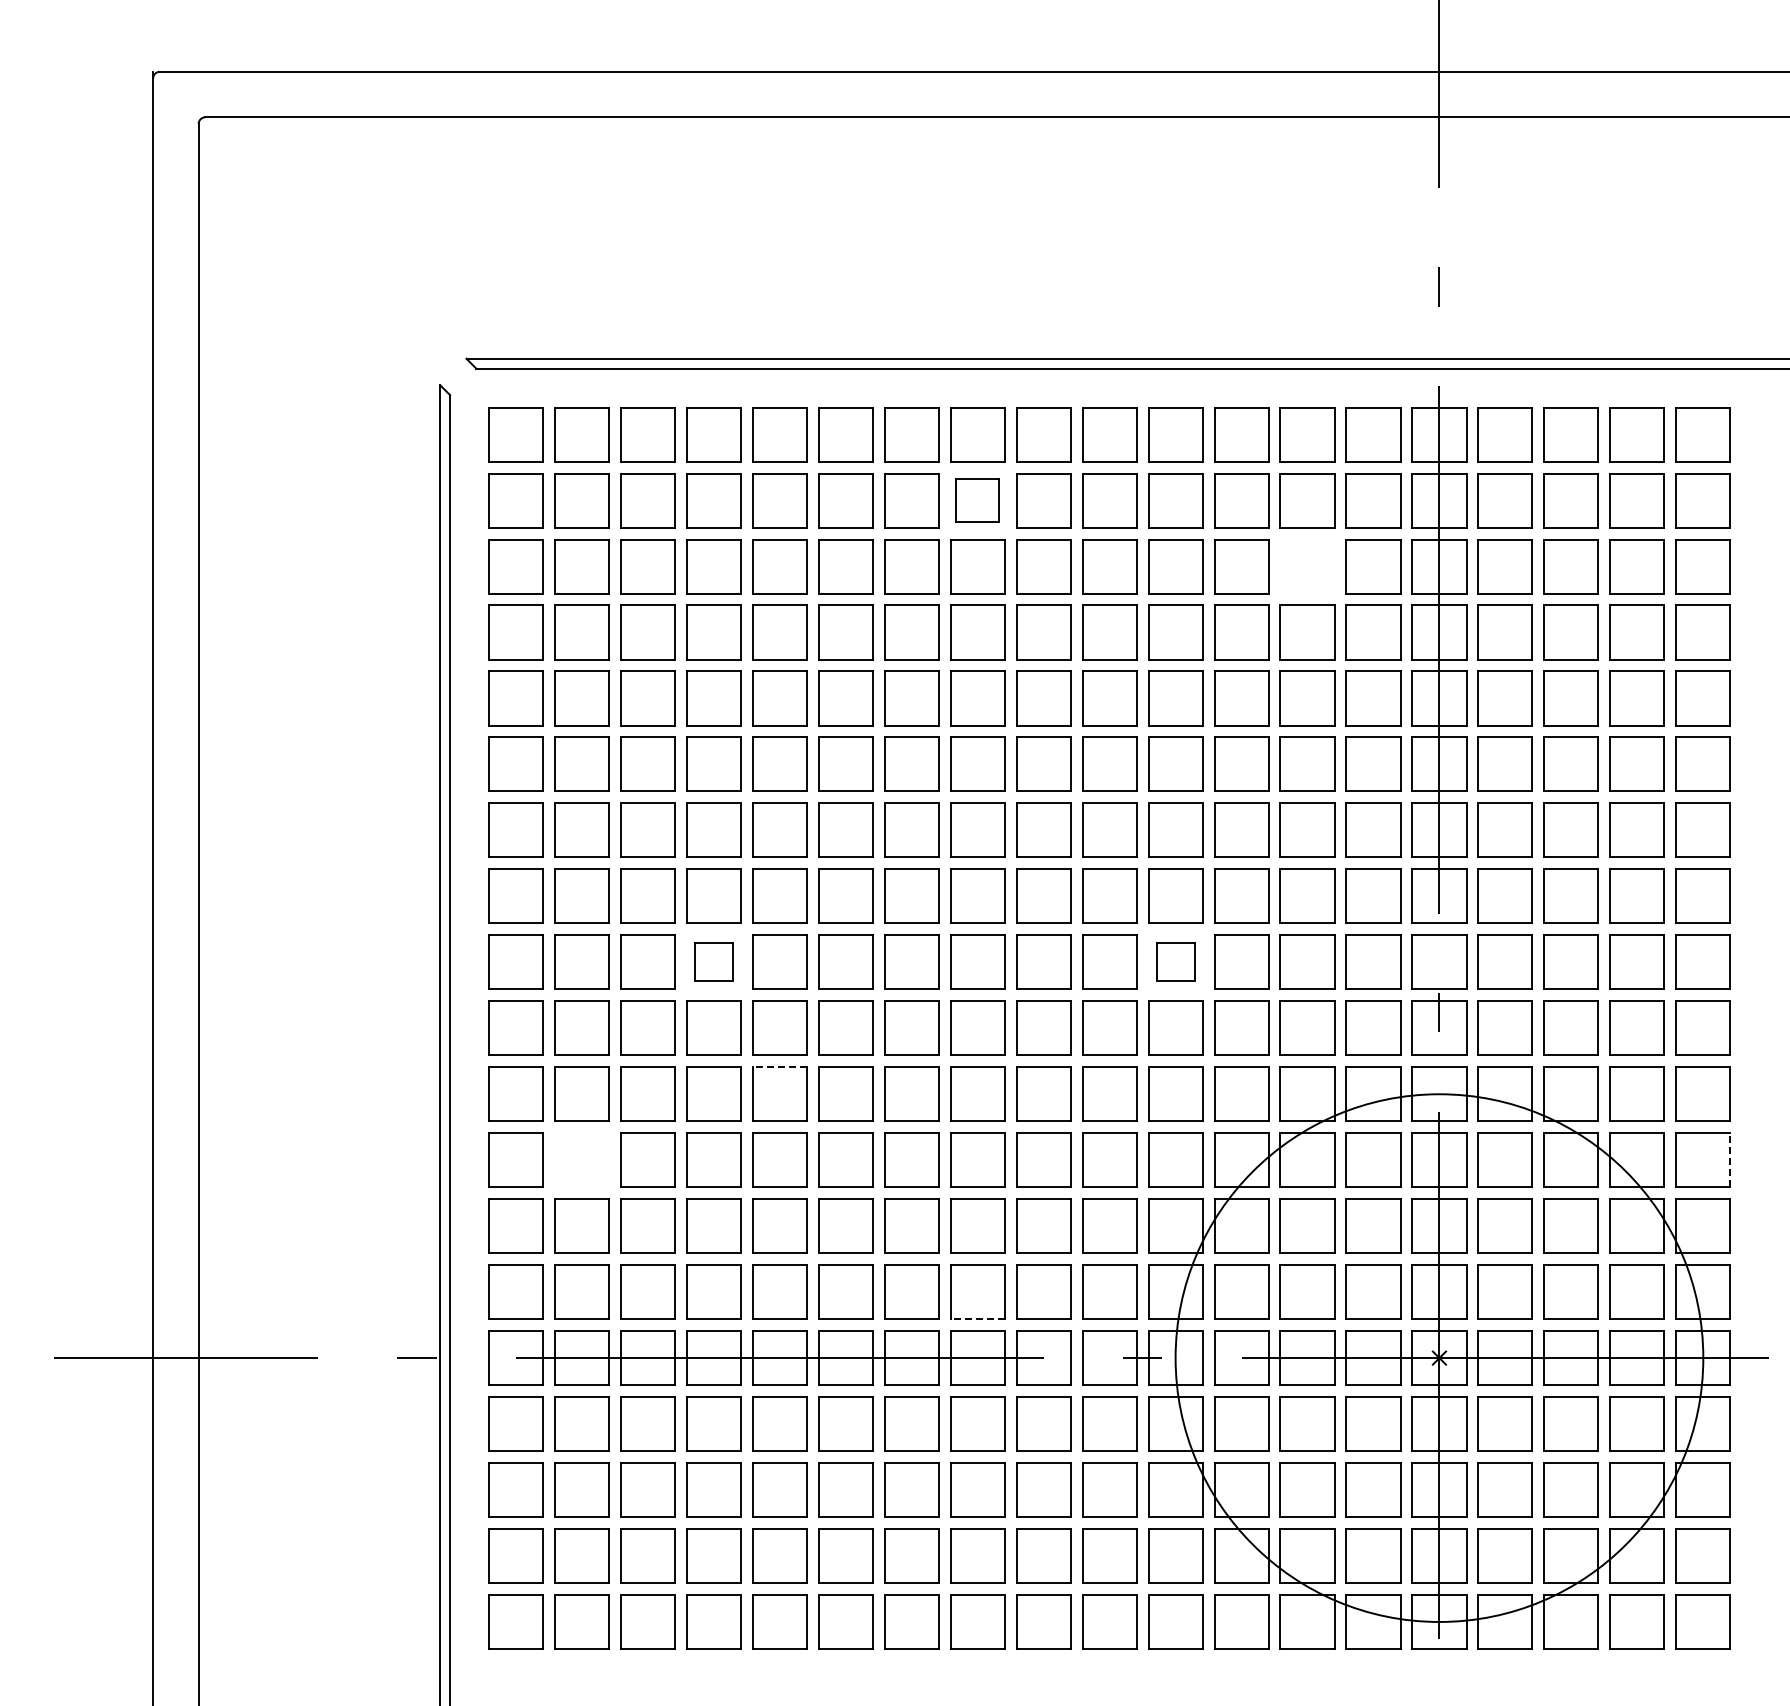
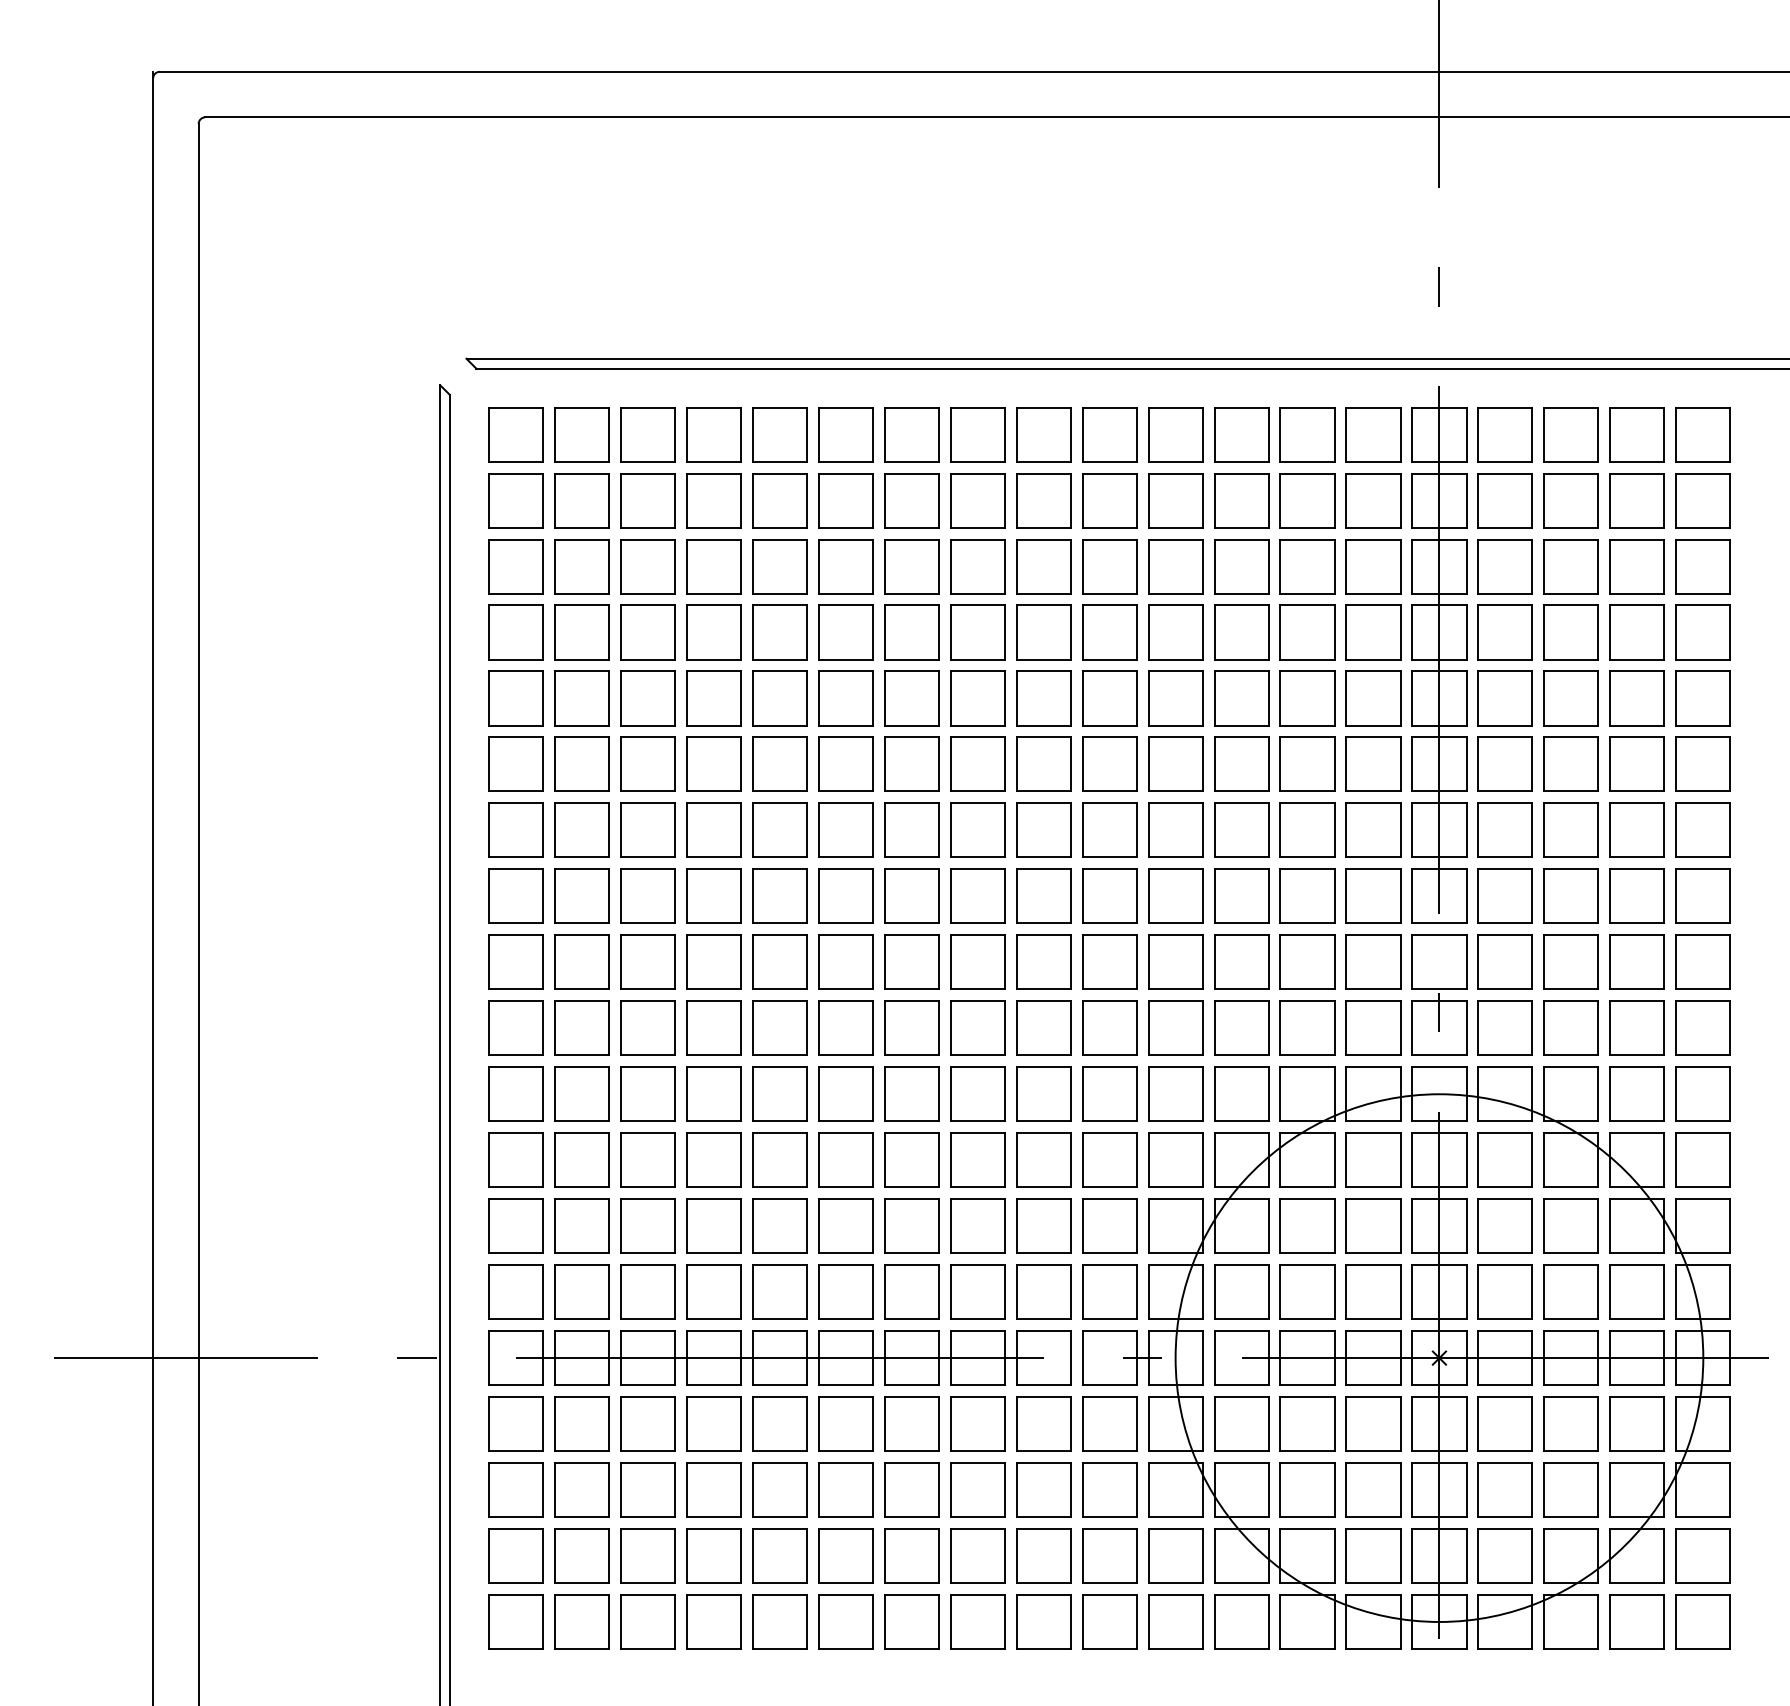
part size: 45x45 px -> 56x56 px (977, 500)
part: none -> present (1307, 566)
part size: 40x40 px -> 56x56 px (713, 961)
part size: 40x40 px -> 56x56 px (1175, 961)
line: dashed -> solid (779, 1067)
part: none -> present (581, 1159)
line: dashed -> solid (1730, 1159)
line: dashed -> solid (977, 1319)
